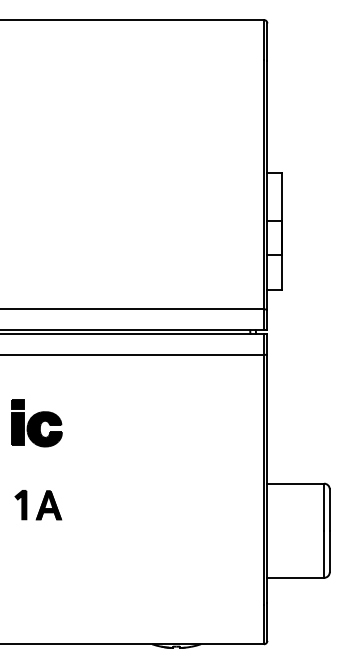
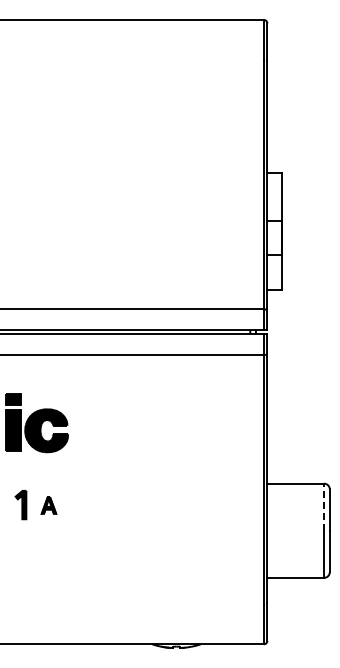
part size: 52x49 px -> 64x61 px (36, 423)
part size: 28x31 px -> 18x19 px (48, 505)
line: solid -> dashed (324, 507)
